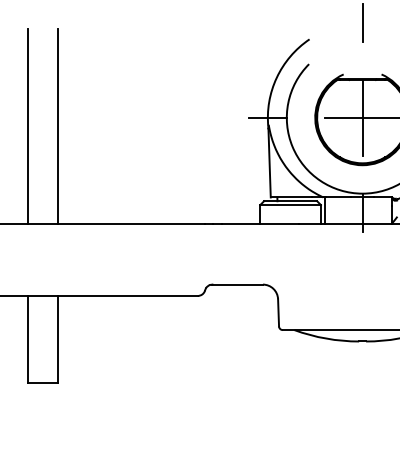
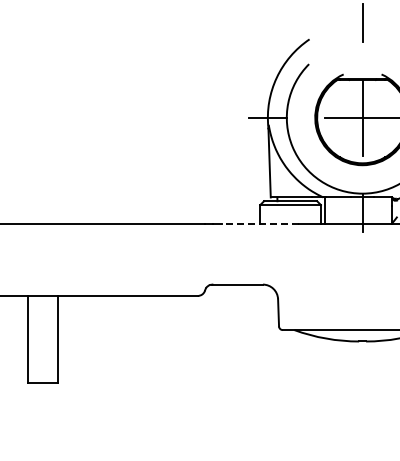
line: present -> none (27, 126)
line: present -> none (58, 126)
line: solid -> dashed (260, 223)
